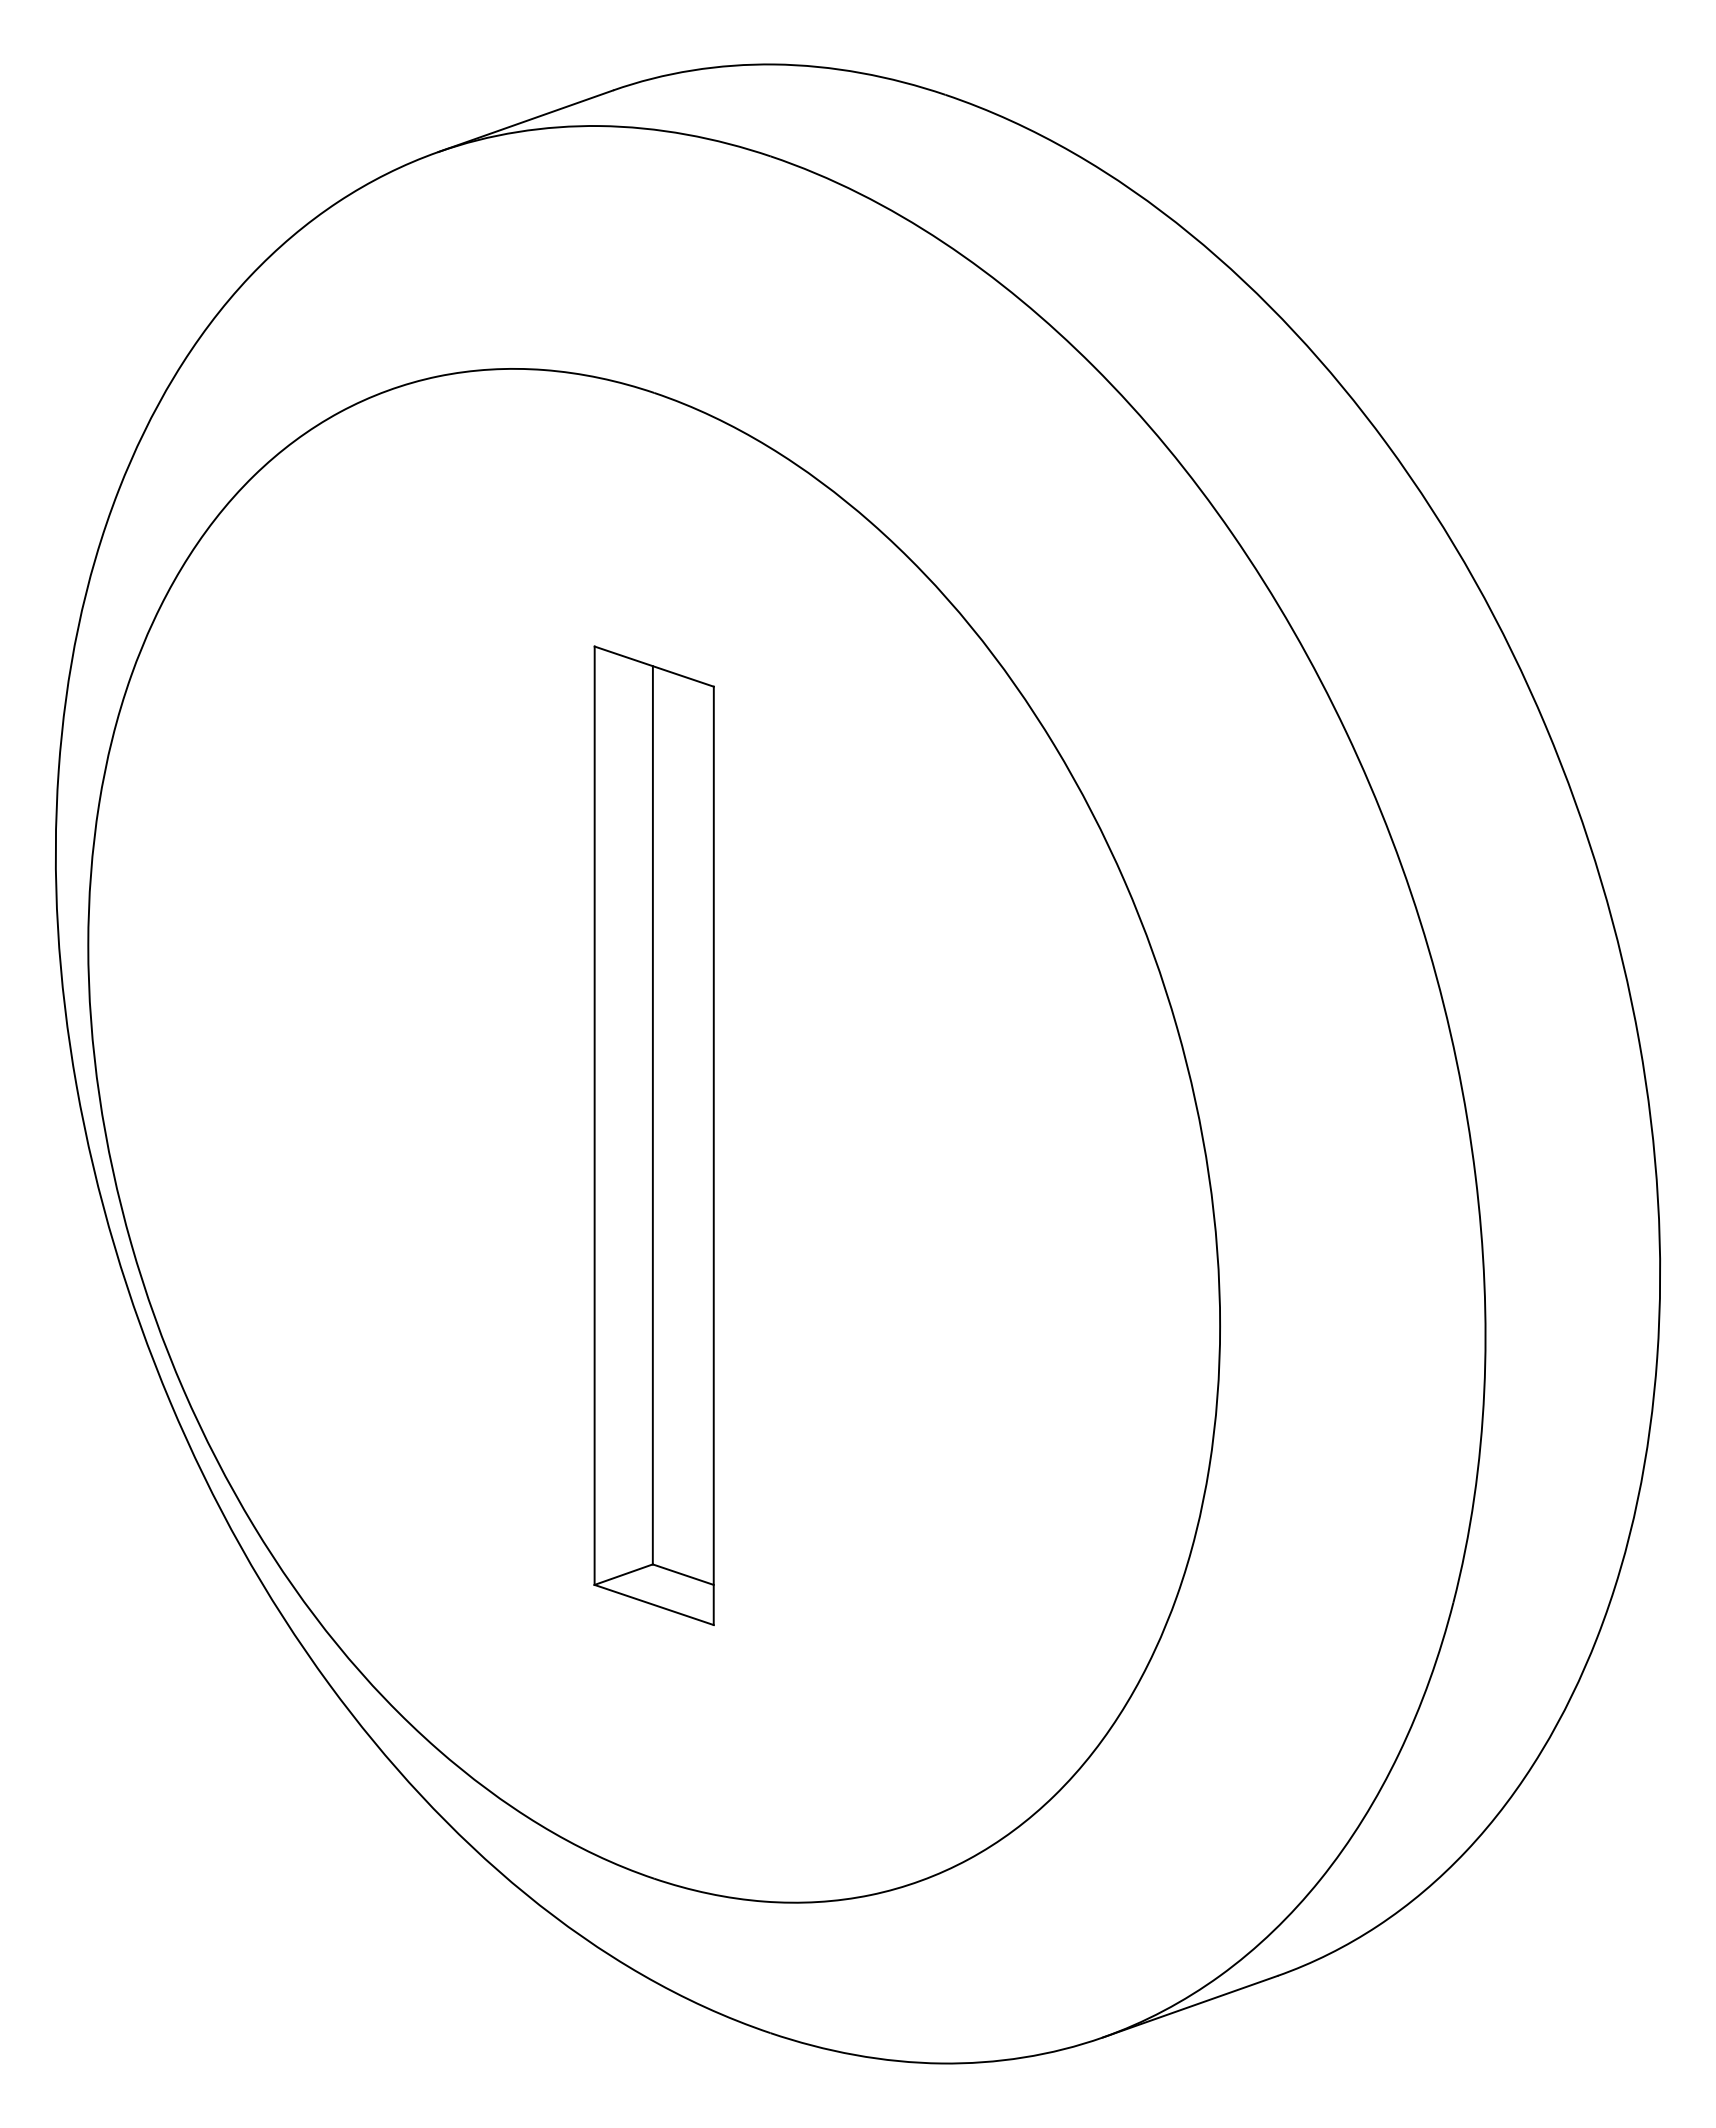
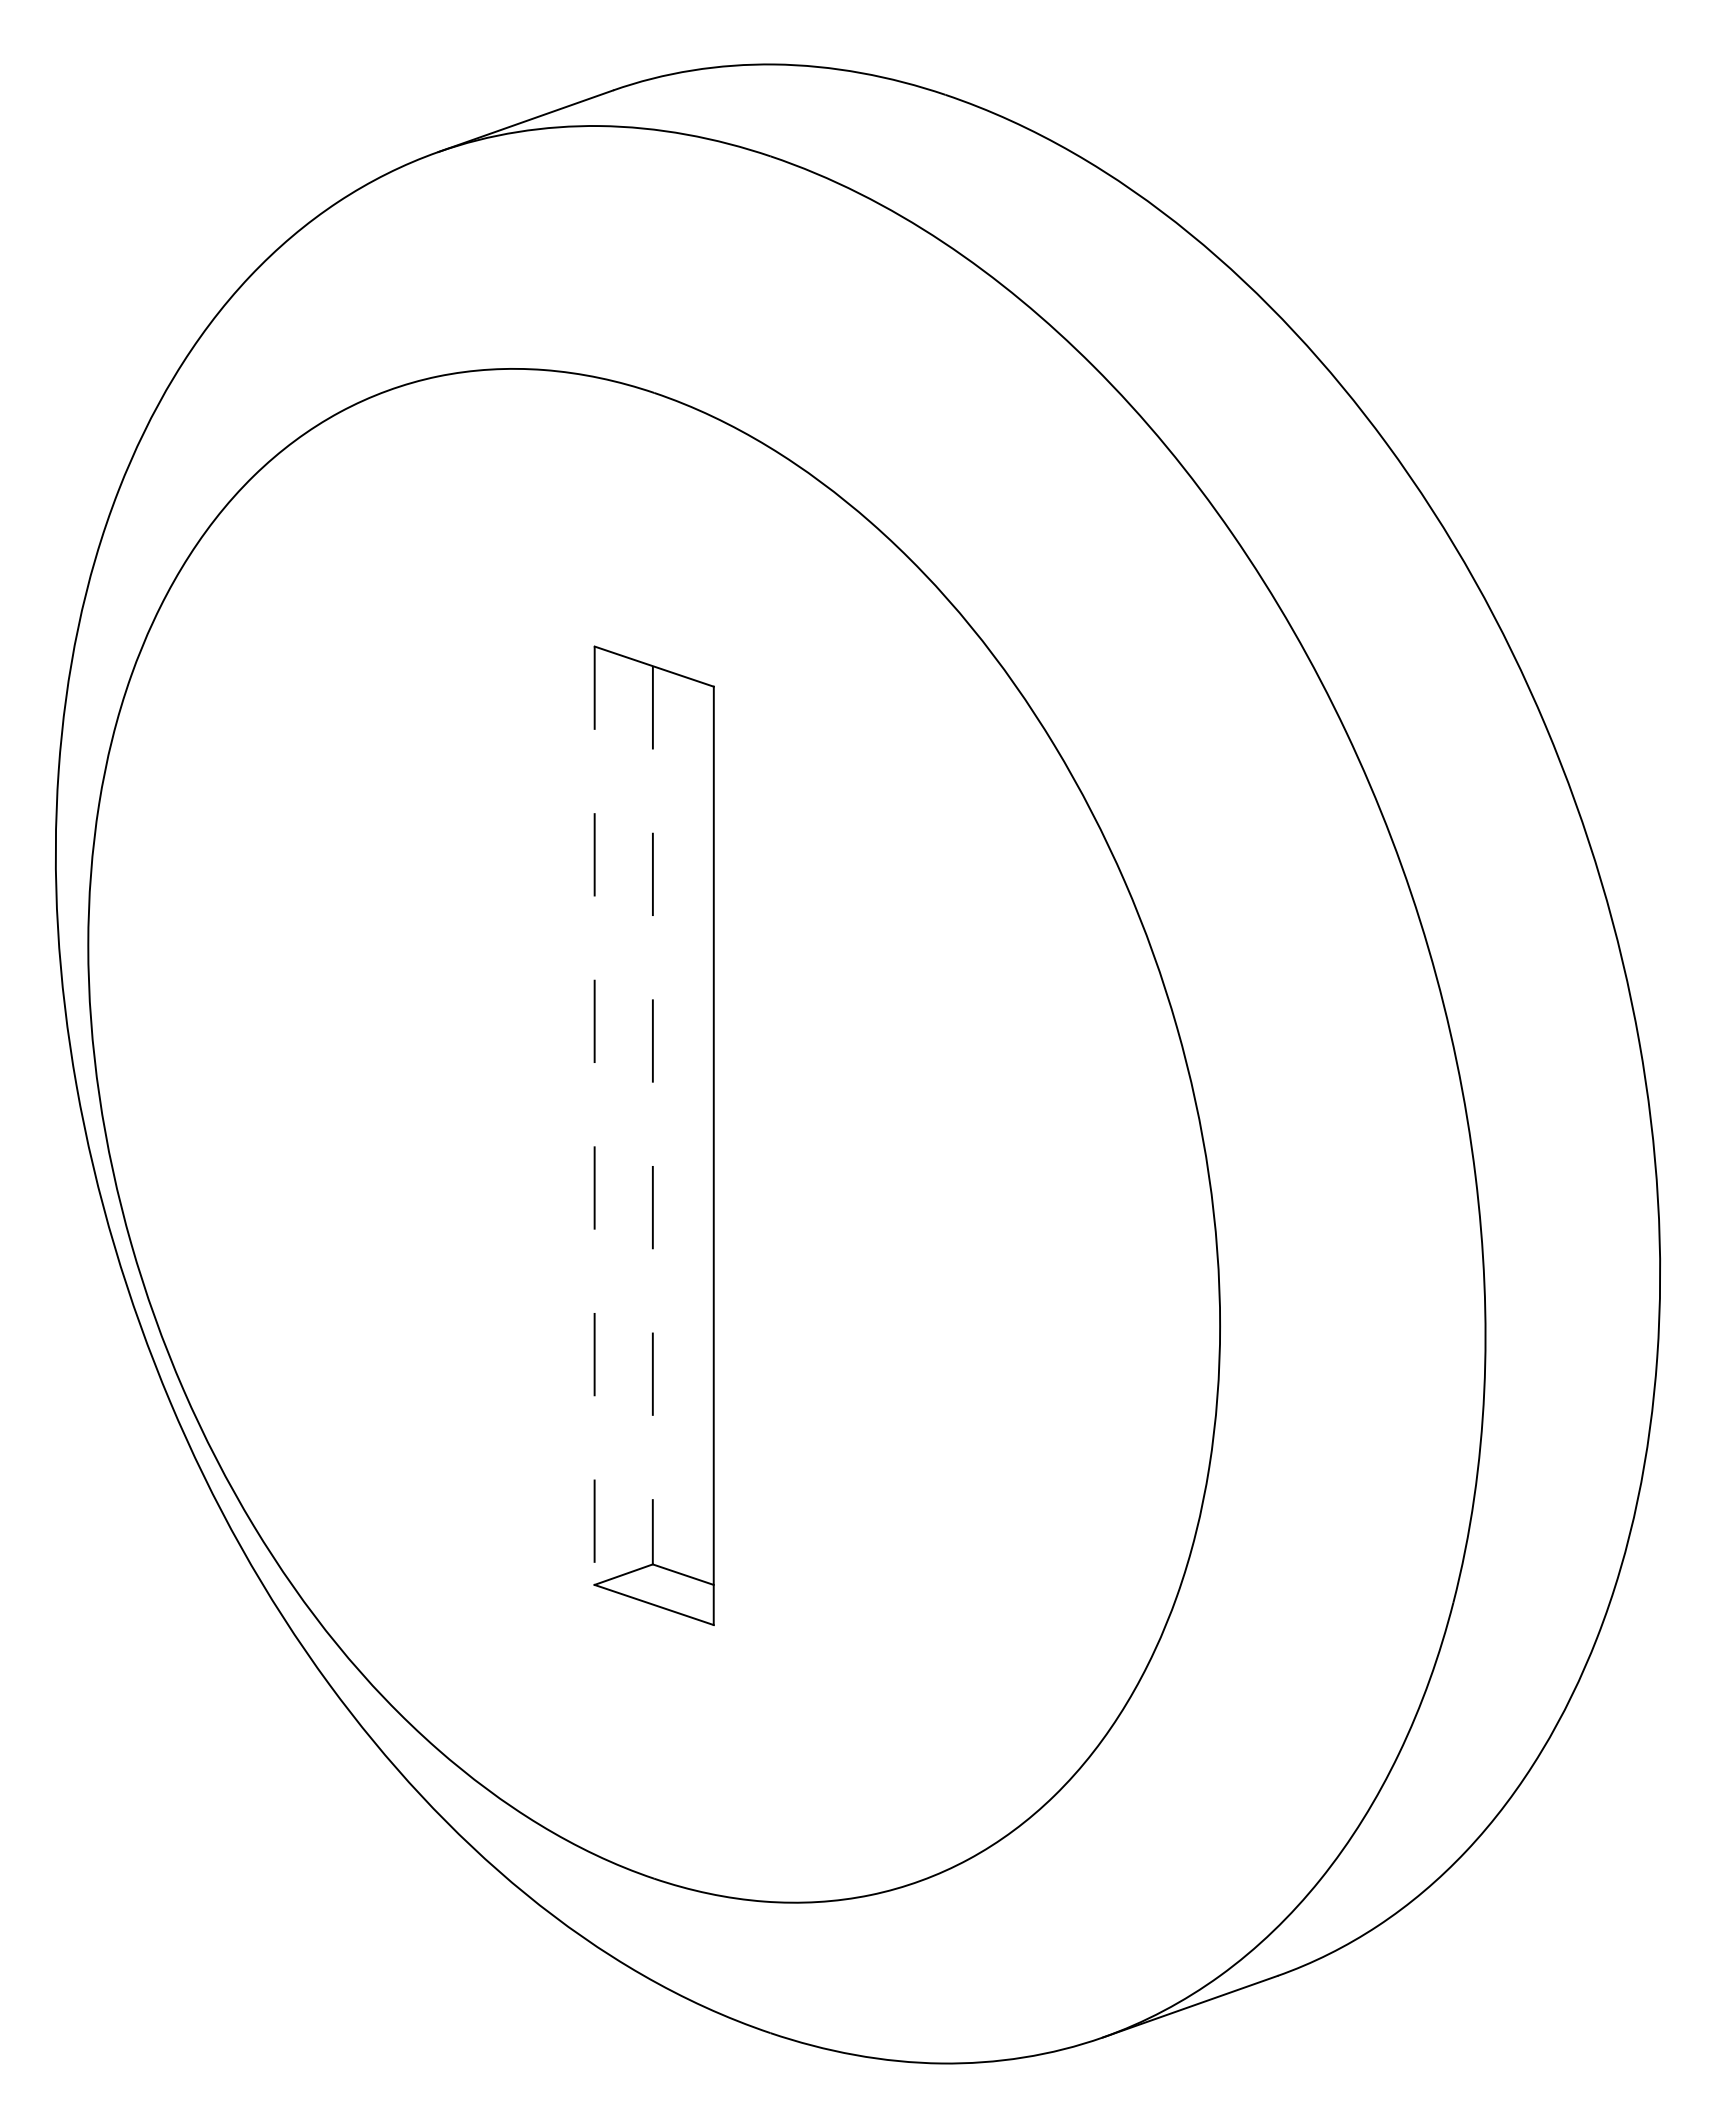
line: solid -> dashed (652, 1115)
line: solid -> dashed (594, 1116)
